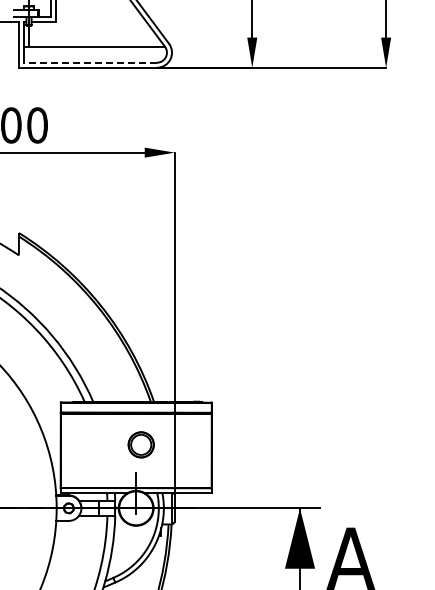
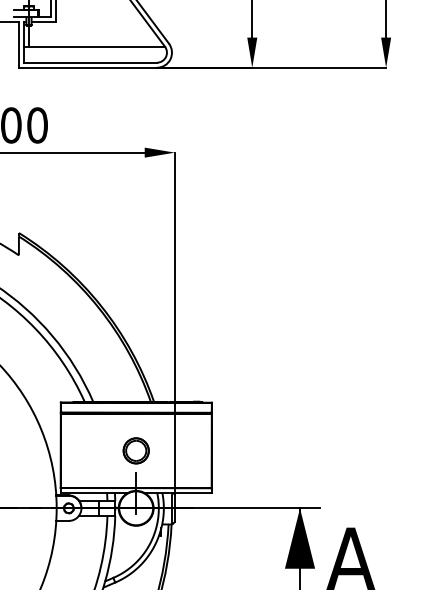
line: dashed -> solid (89, 62)
part position: (140, 444) -> (135, 450) (135, 450)
